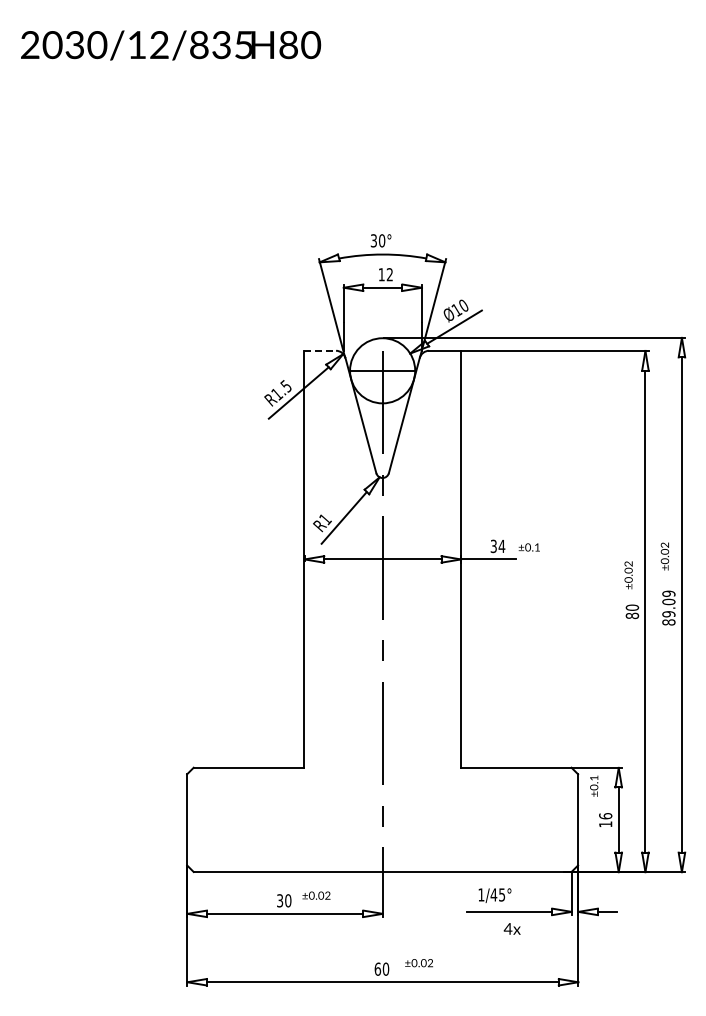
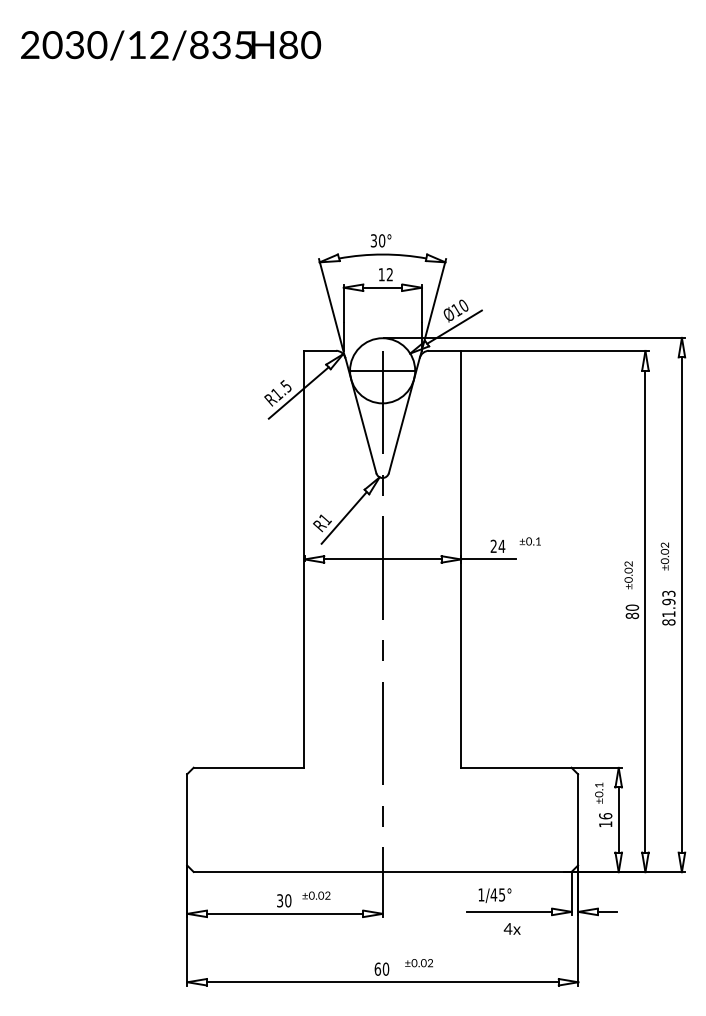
line: dashed -> solid (320, 350)
text: 34 -> 24 (493, 546)
text position: (528, 547) -> (529, 541) (529, 541)
text: 89.09 -> 81.93 (668, 603)
text position: (594, 785) -> (599, 792) (599, 792)
